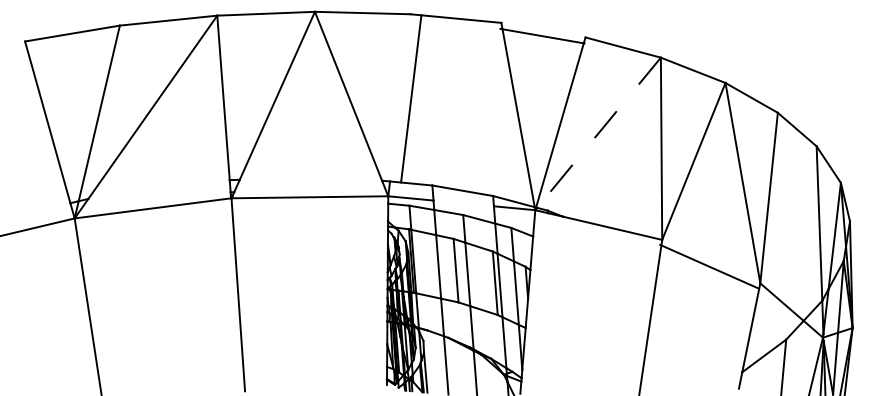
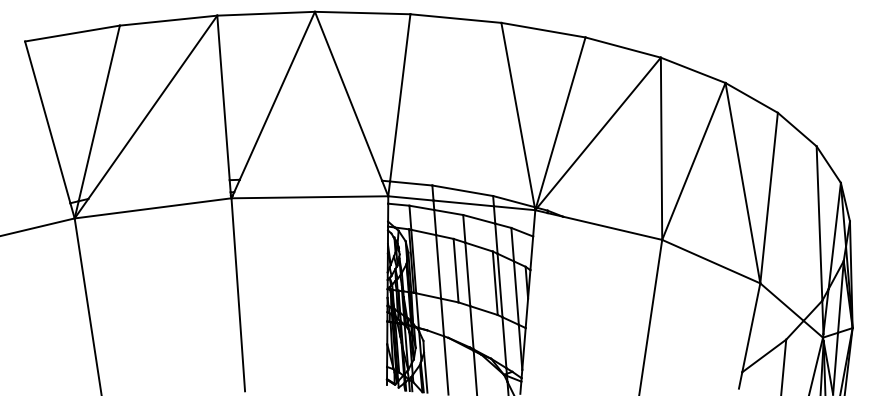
line position: (542, 35) -> (543, 29) (543, 29)
line position: (411, 98) -> (400, 97) (400, 97)
line: dashed -> solid (598, 133)
line: none -> present (463, 203)
line position: (709, 266) -> (711, 261) (711, 261)
